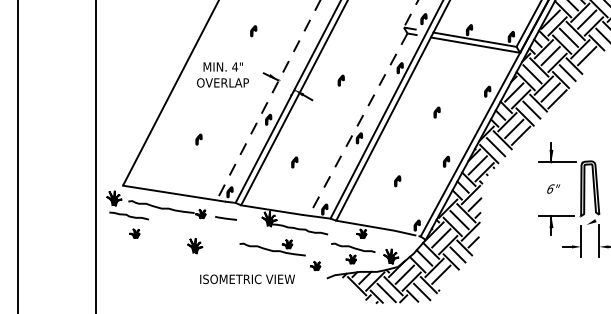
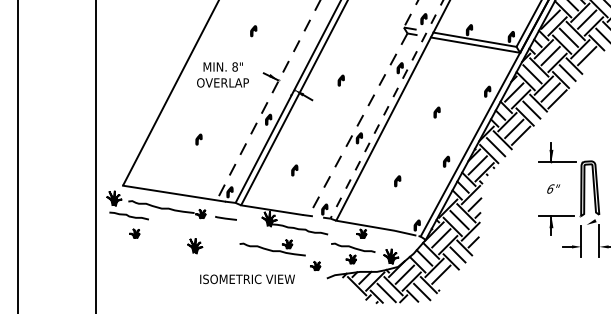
text: 4" -> 8" (235, 66)
line: solid -> dashed (380, 122)
curve position: (294, 162) -> (294, 170) (294, 170)
